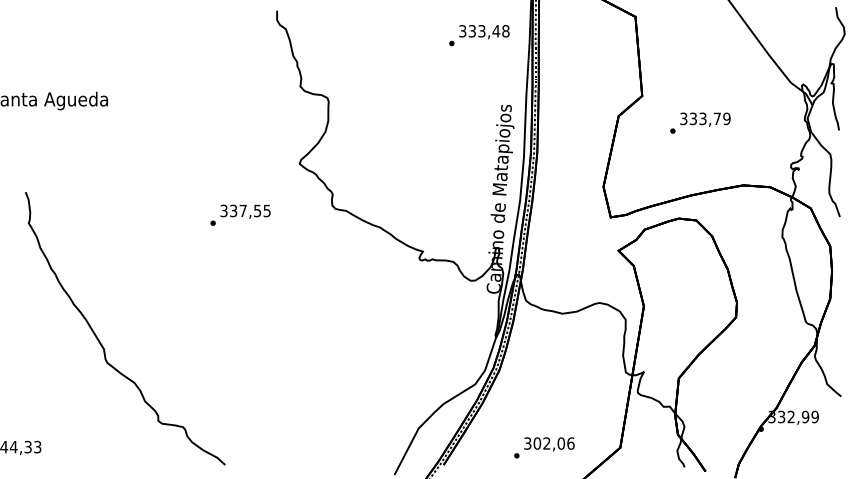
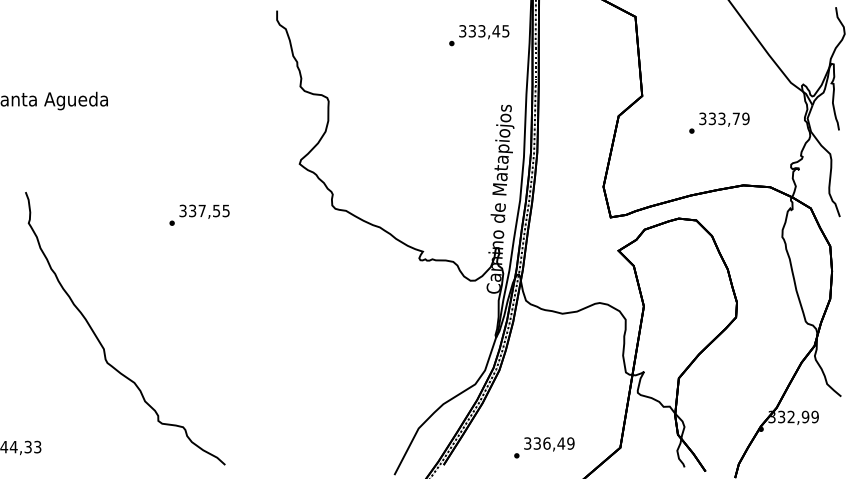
text: 333,48 -> 333,45 (505, 31)
text position: (700, 122) -> (719, 122) (719, 122)
text position: (240, 214) -> (199, 214) (199, 214)
text: 302,06 -> 336,49 (553, 443)
